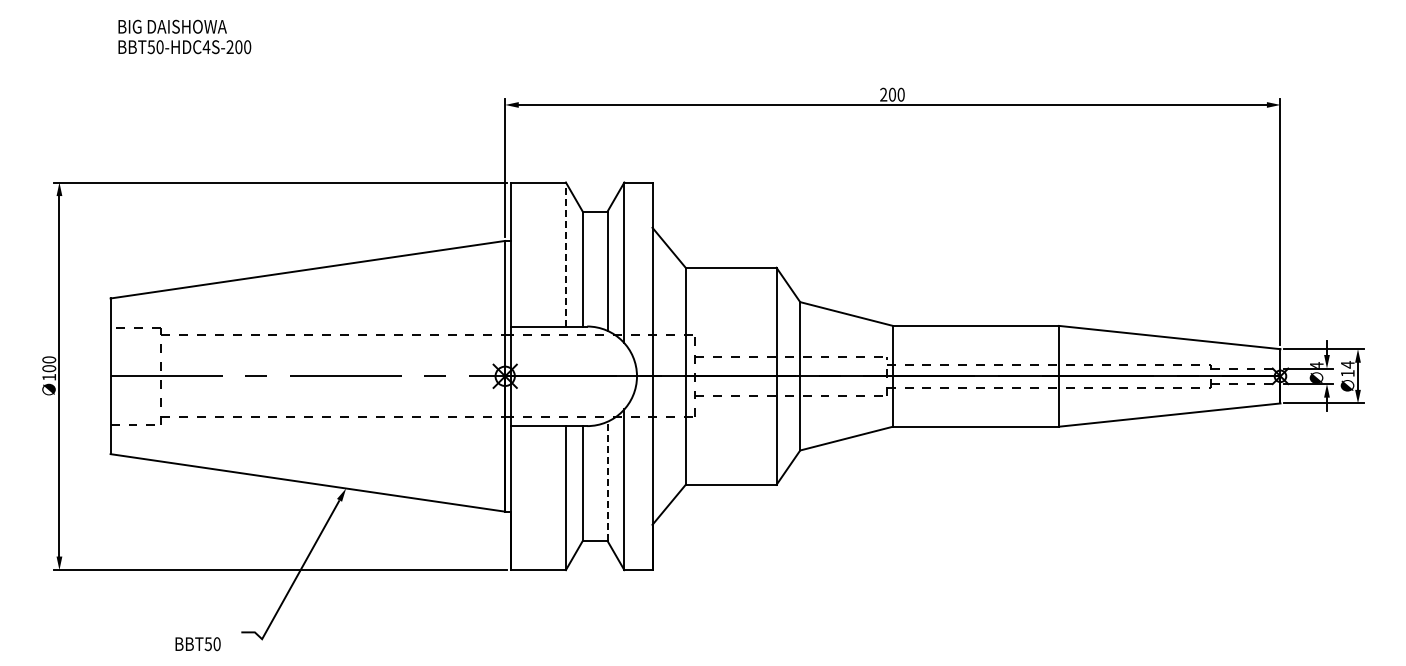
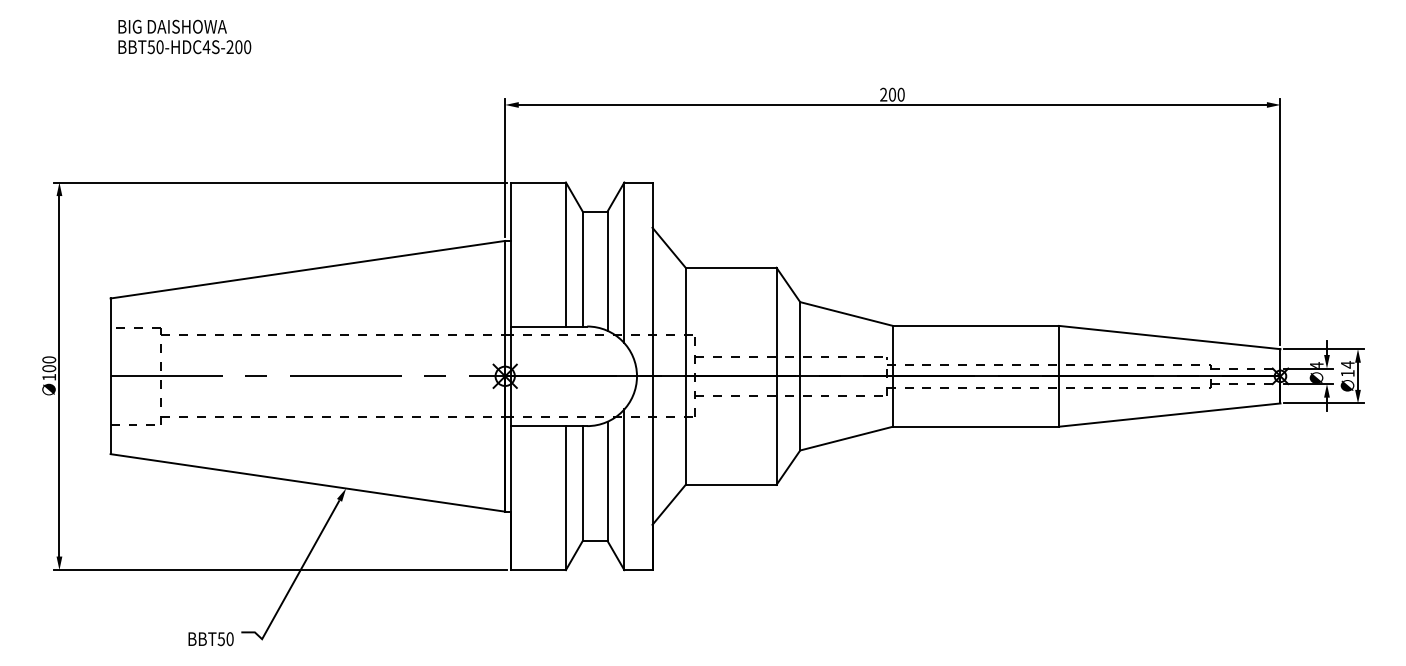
line: dashed -> solid (565, 254)
line: dashed -> solid (607, 481)
text position: (197, 644) -> (210, 639) (210, 639)
